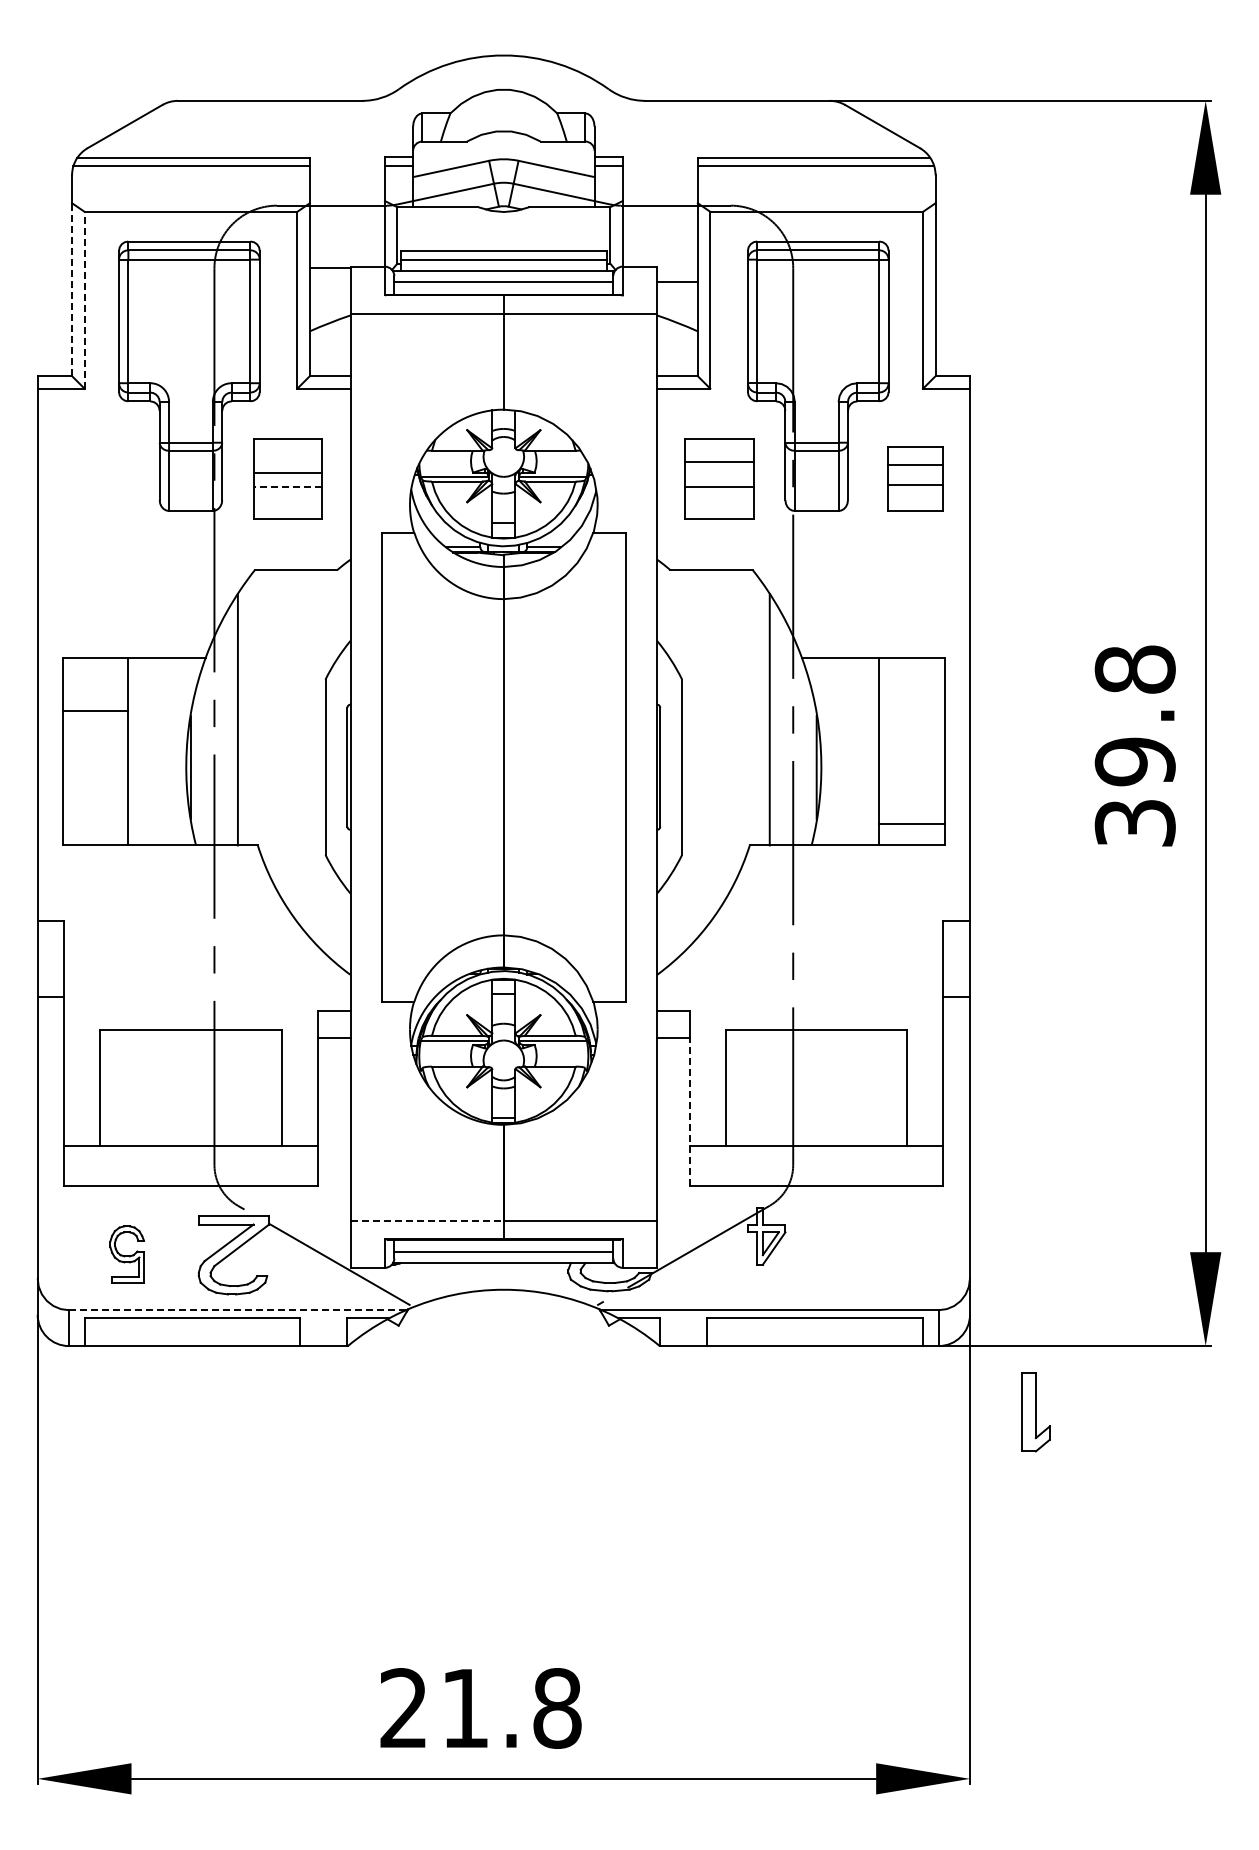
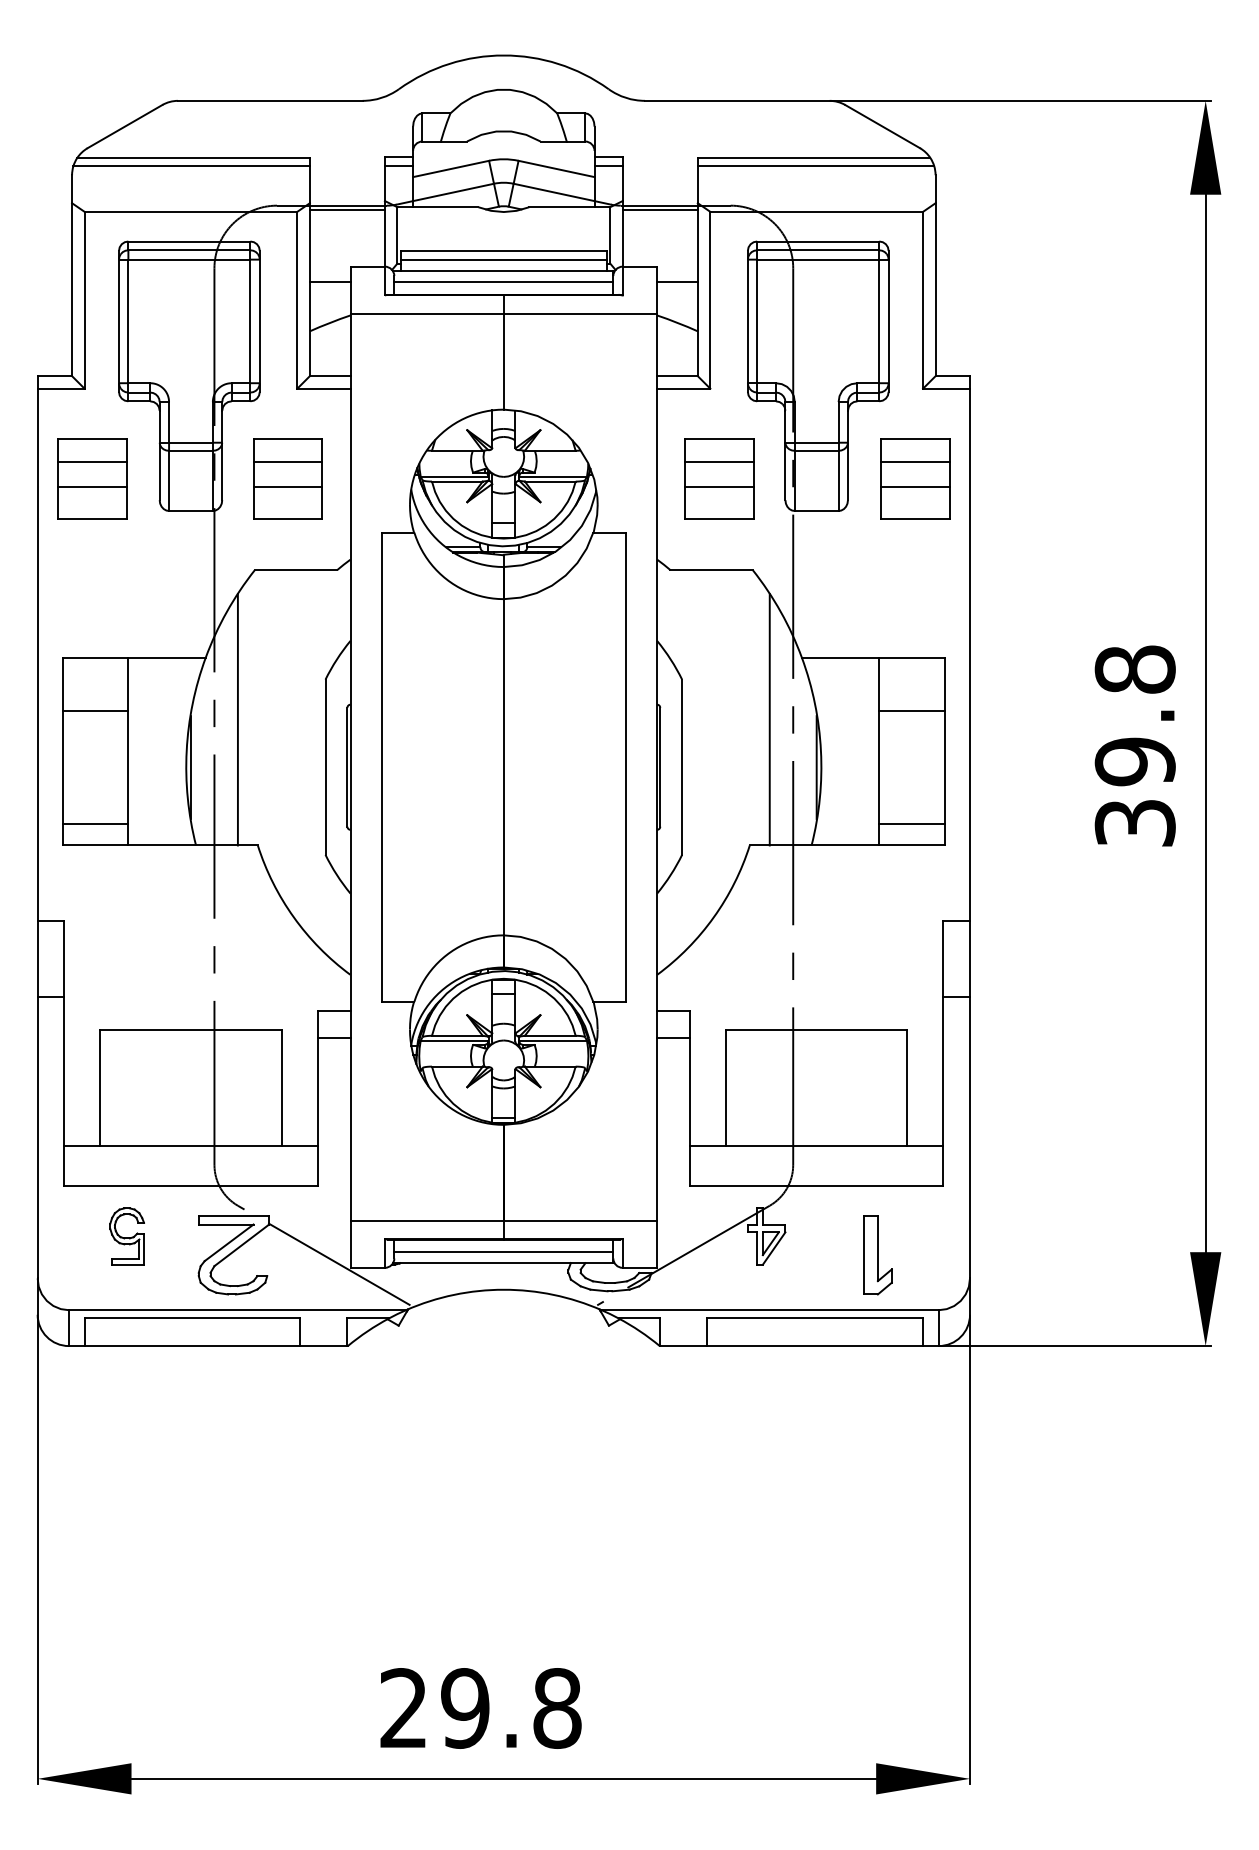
line: none -> present (346, 210)
line: none -> present (659, 210)
line position: (329, 268) -> (329, 282) (329, 282)
line: dashed -> solid (72, 289)
line: dashed -> solid (84, 299)
line position: (287, 472) -> (287, 461) (287, 461)
part: none -> present (92, 478)
part size: 57x66 px -> 71x82 px (915, 478)
line: dashed -> solid (287, 486)
line: none -> present (911, 710)
line: none -> present (95, 823)
line: dashed -> solid (689, 1111)
line: dashed -> solid (427, 1220)
part position: (126, 1254) -> (126, 1236) (126, 1236)
line: dashed -> solid (237, 1310)
part position: (1035, 1412) -> (877, 1255) (877, 1255)
text: 21.8 -> 29.8 (465, 1708)
